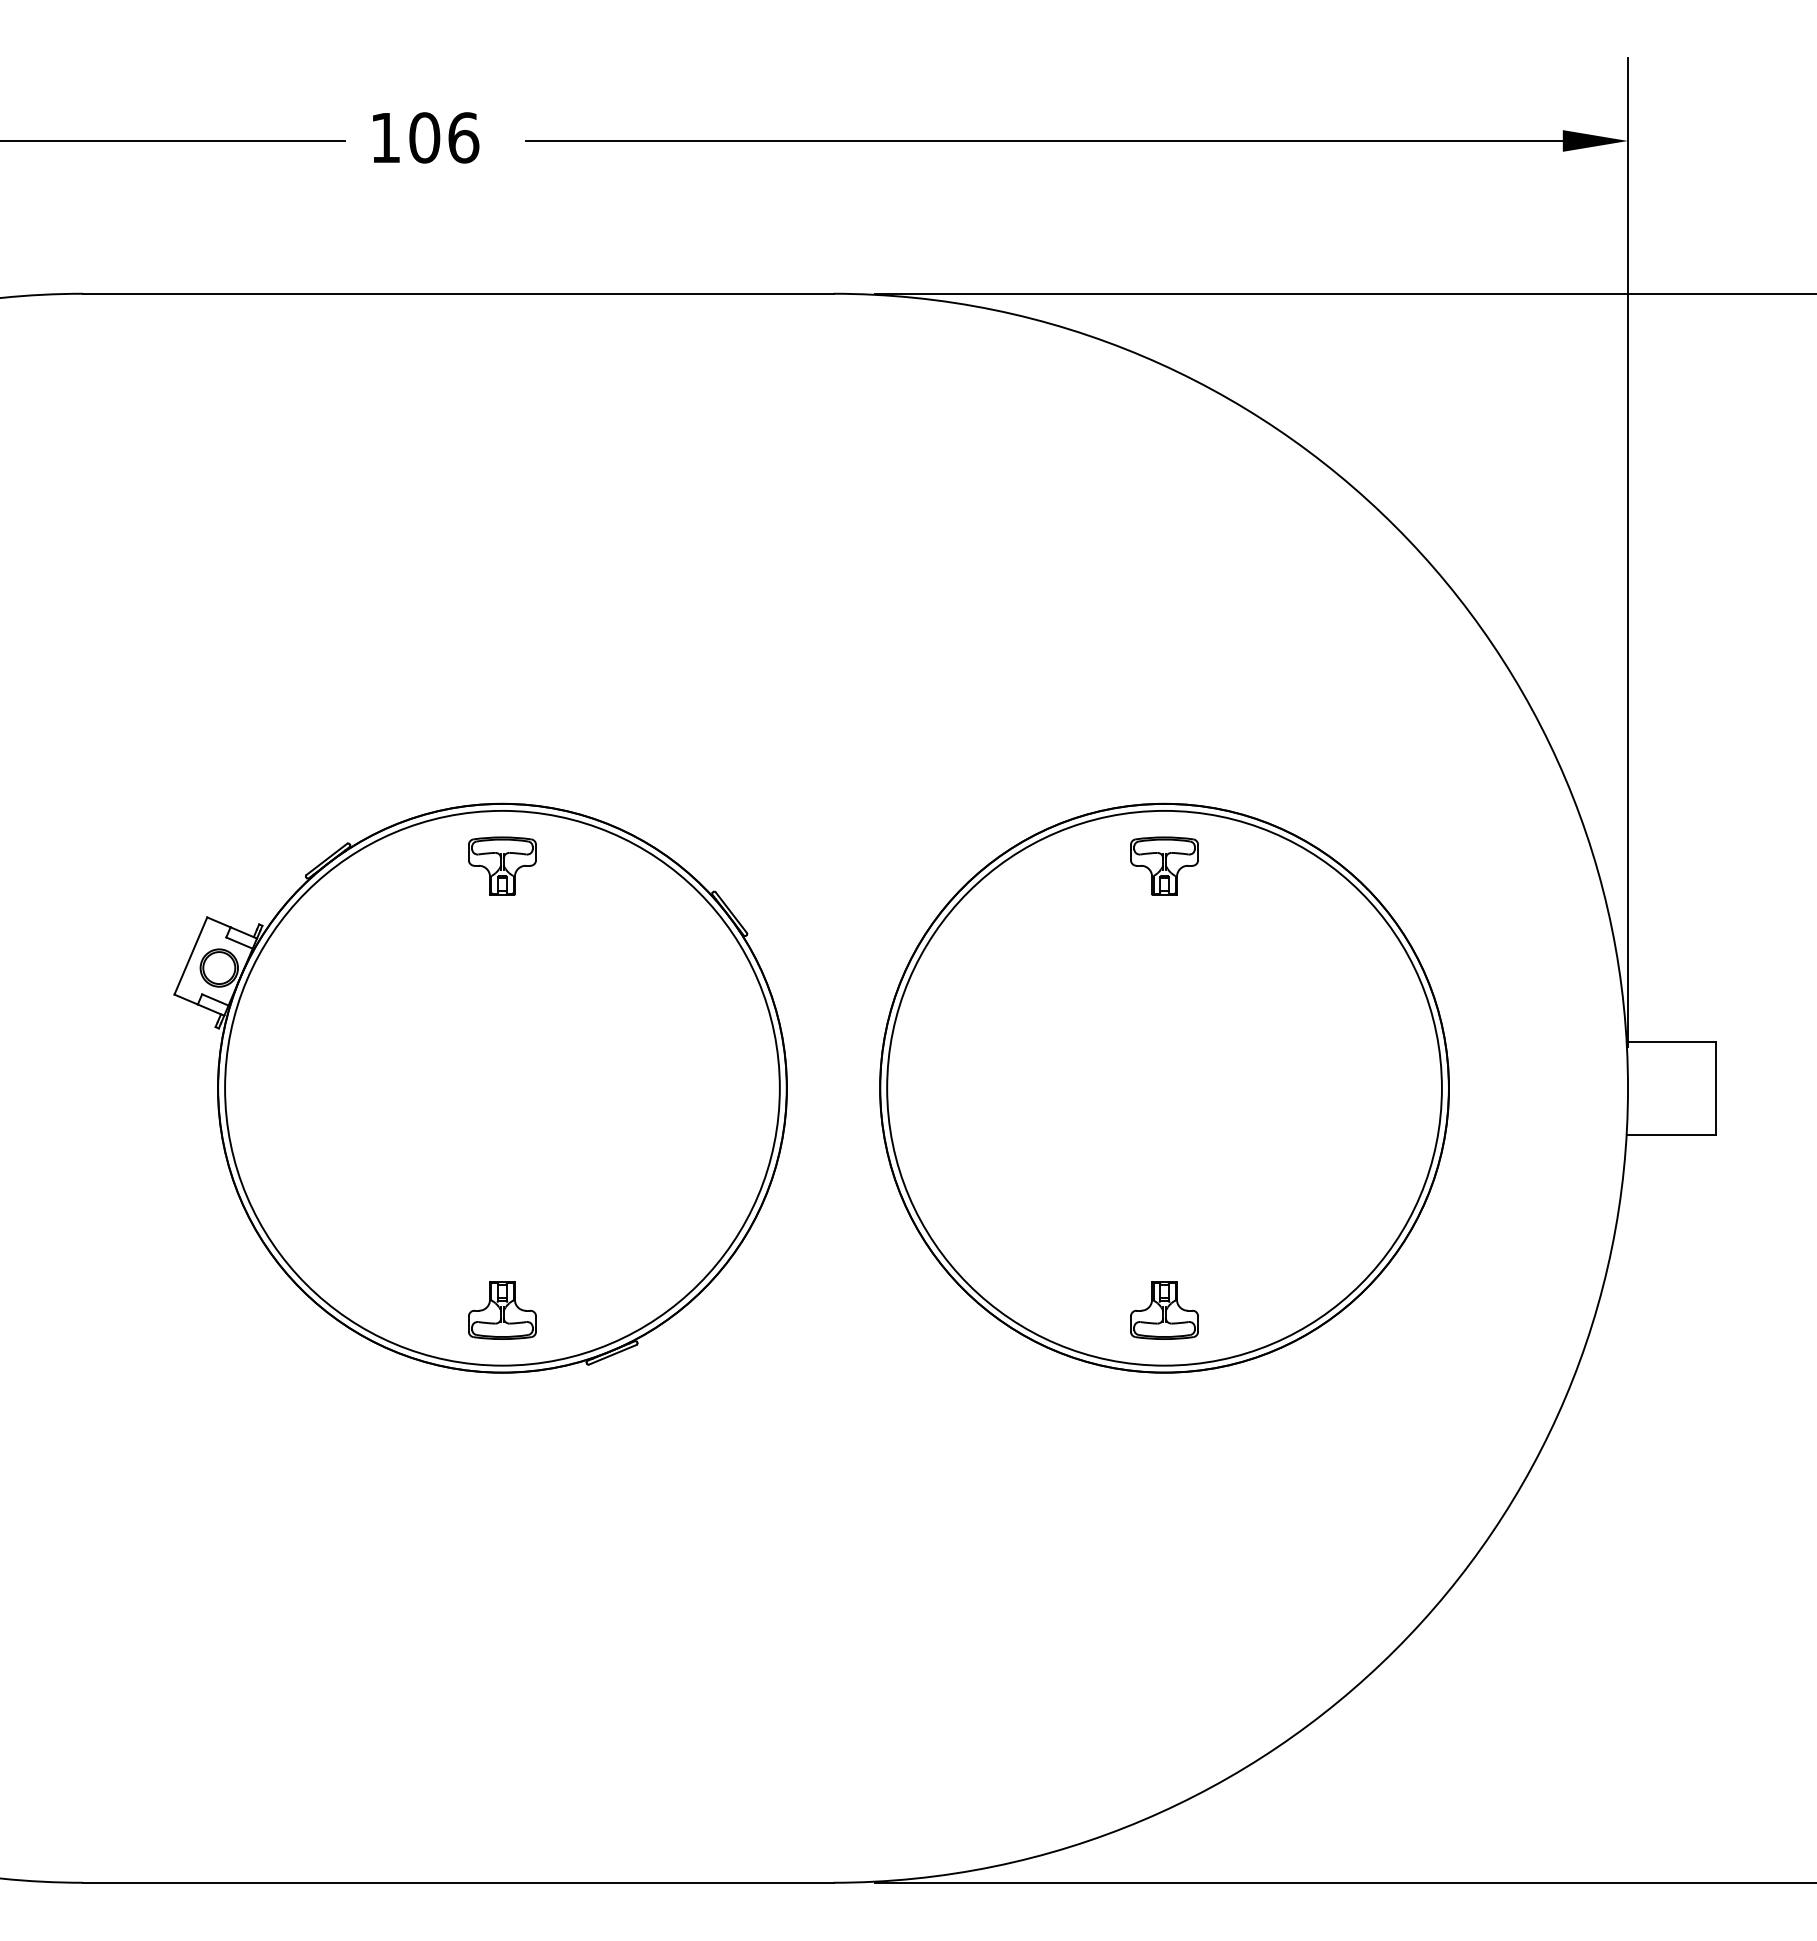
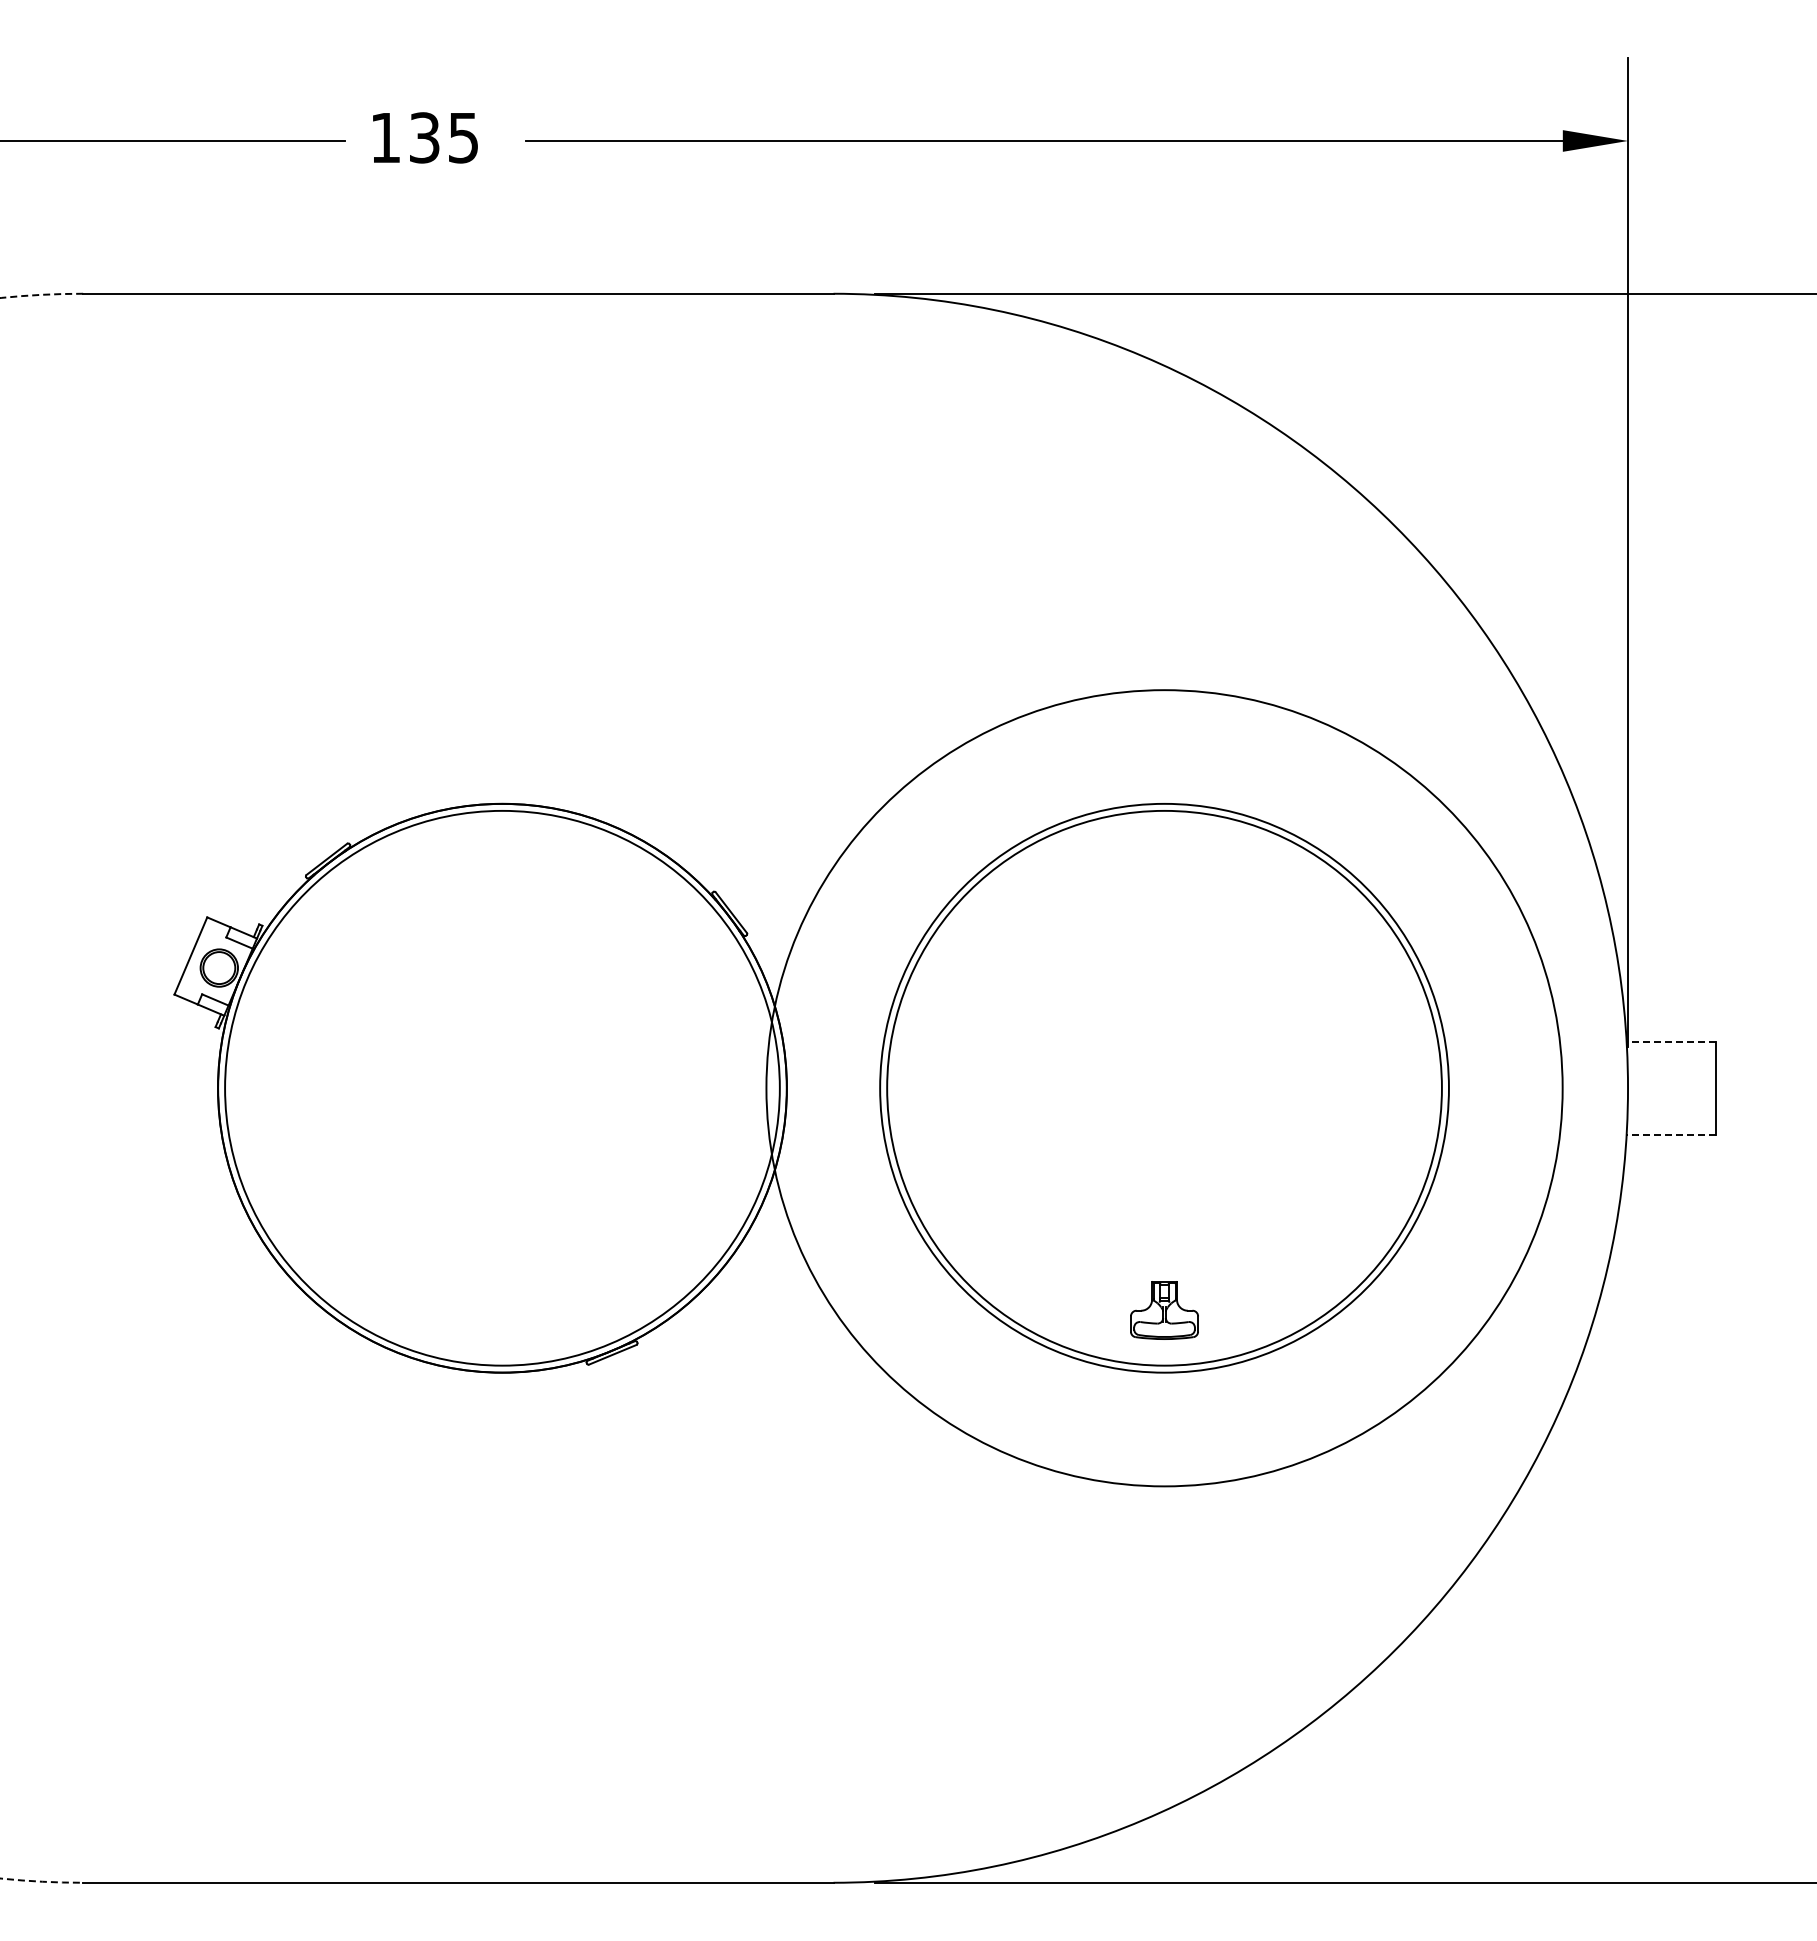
text: 106 -> 135 (444, 137)
part: present -> none (502, 865)
part: present -> none (1164, 865)
line: solid -> dashed (1671, 1041)
circle diameter: 569 px -> 796 px (1164, 1088)
line: solid -> dashed (1671, 1134)
part: present -> none (502, 1310)
arc: solid -> dashed (0, 1878)
